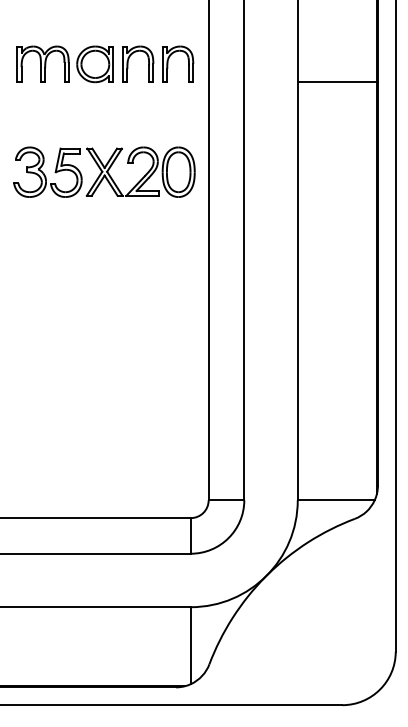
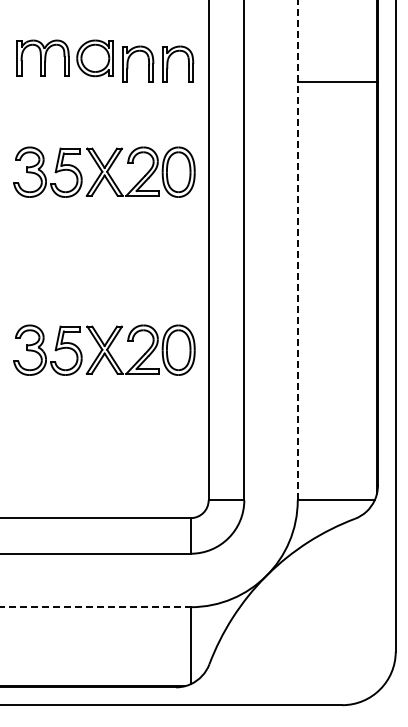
part position: (64, 64) -> (64, 58) (64, 58)
line: solid -> dashed (297, 250)
part: none -> present (104, 349)
line: solid -> dashed (95, 607)
